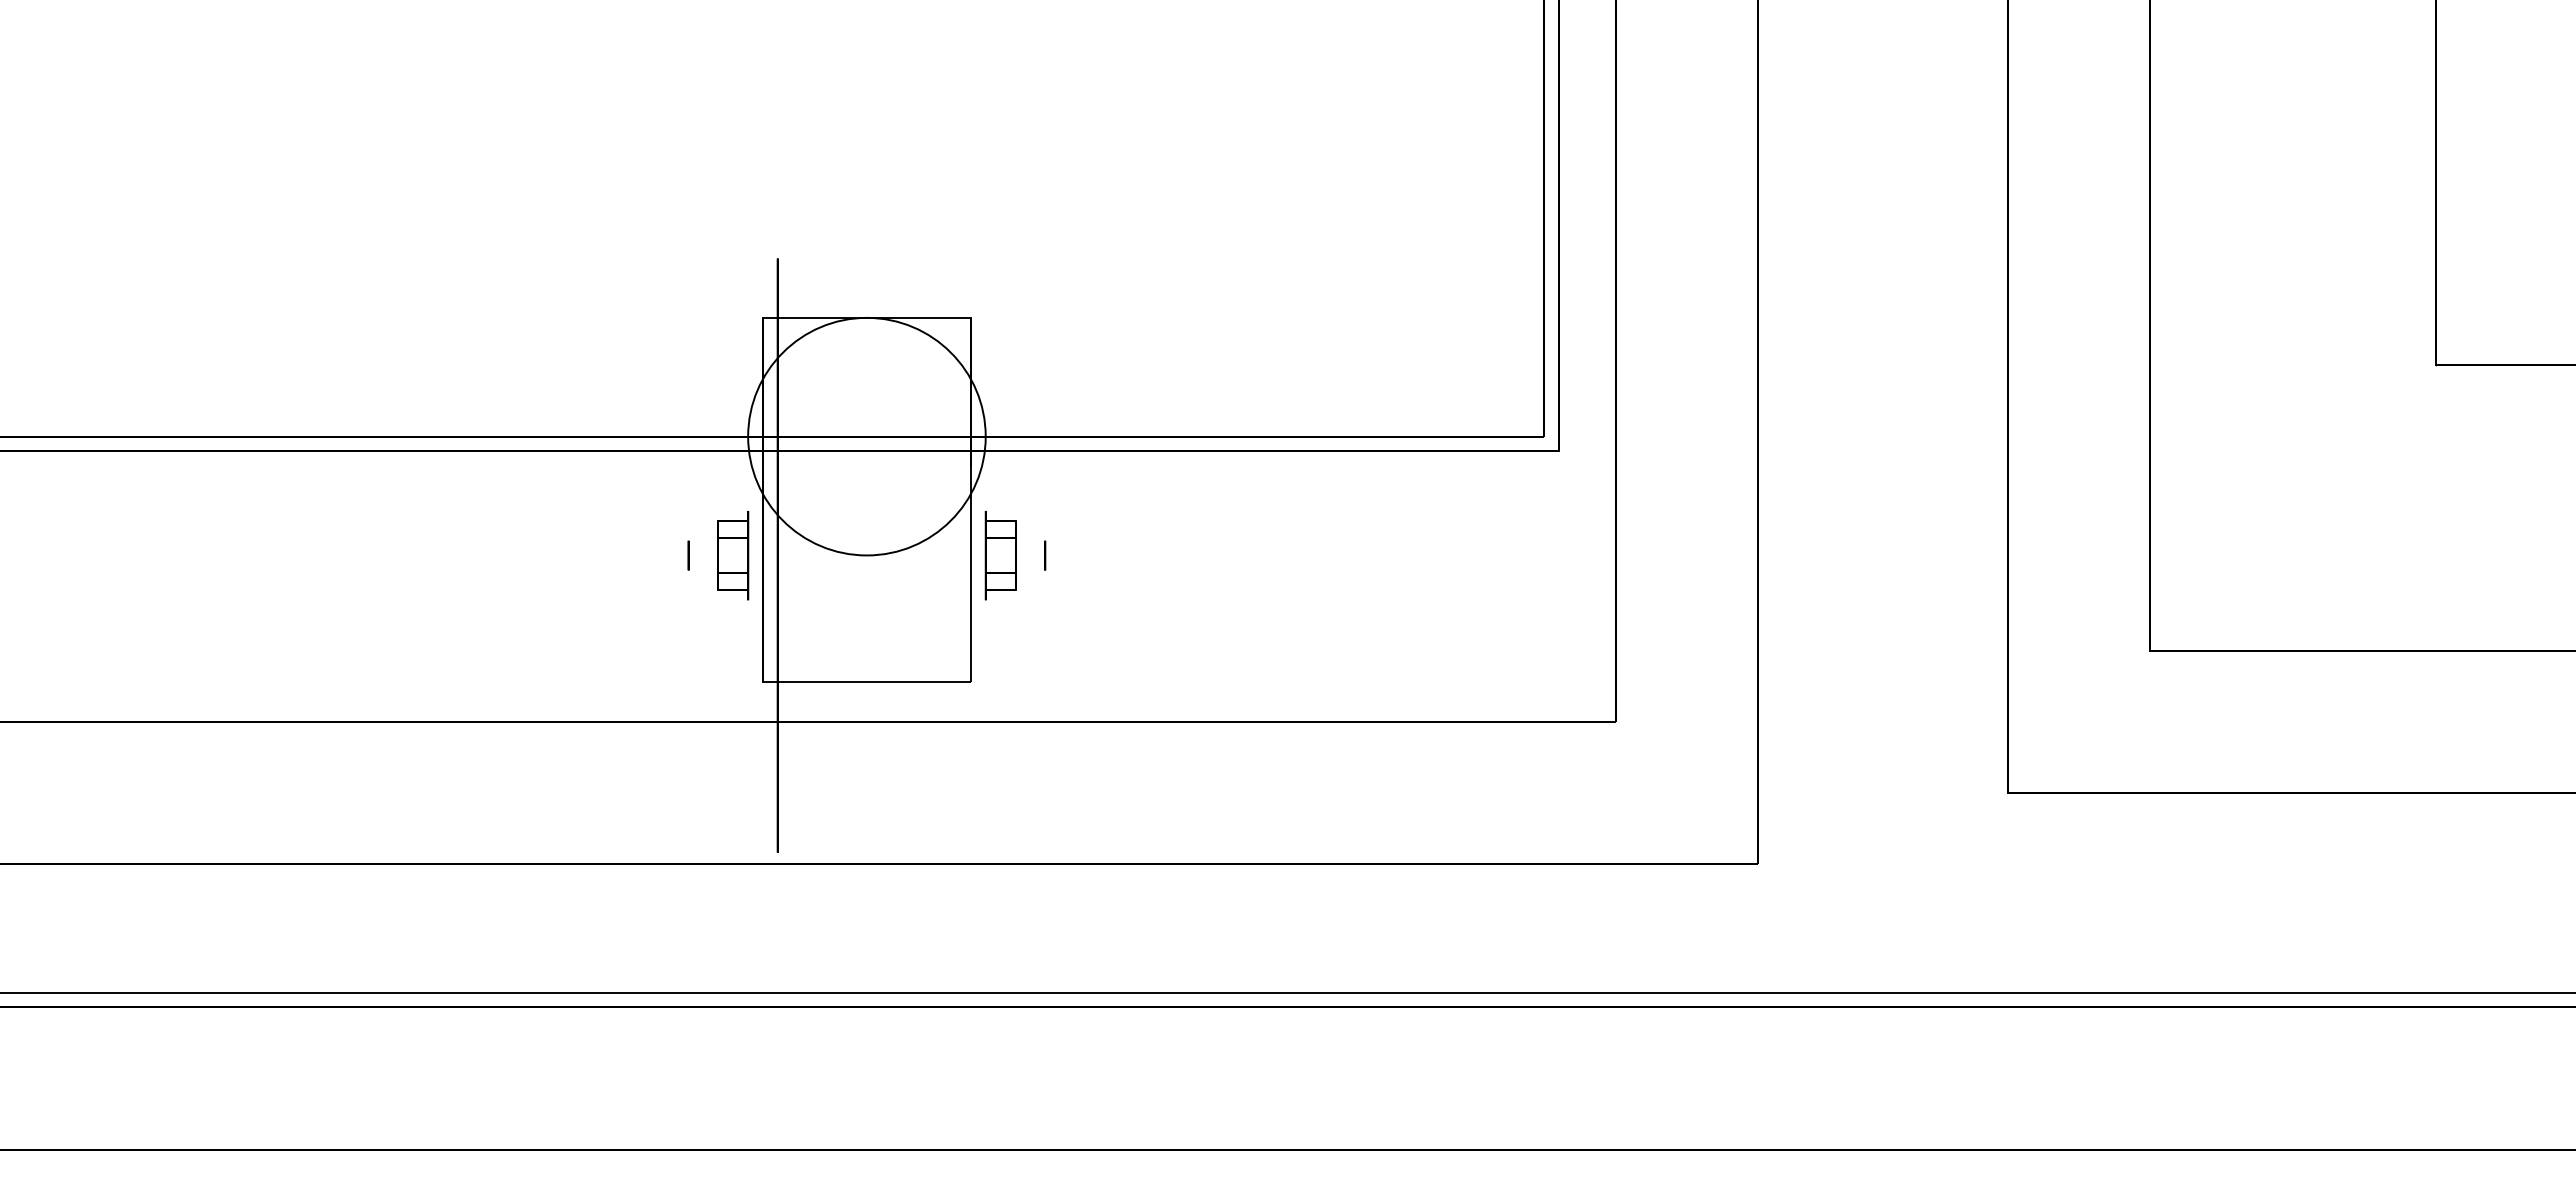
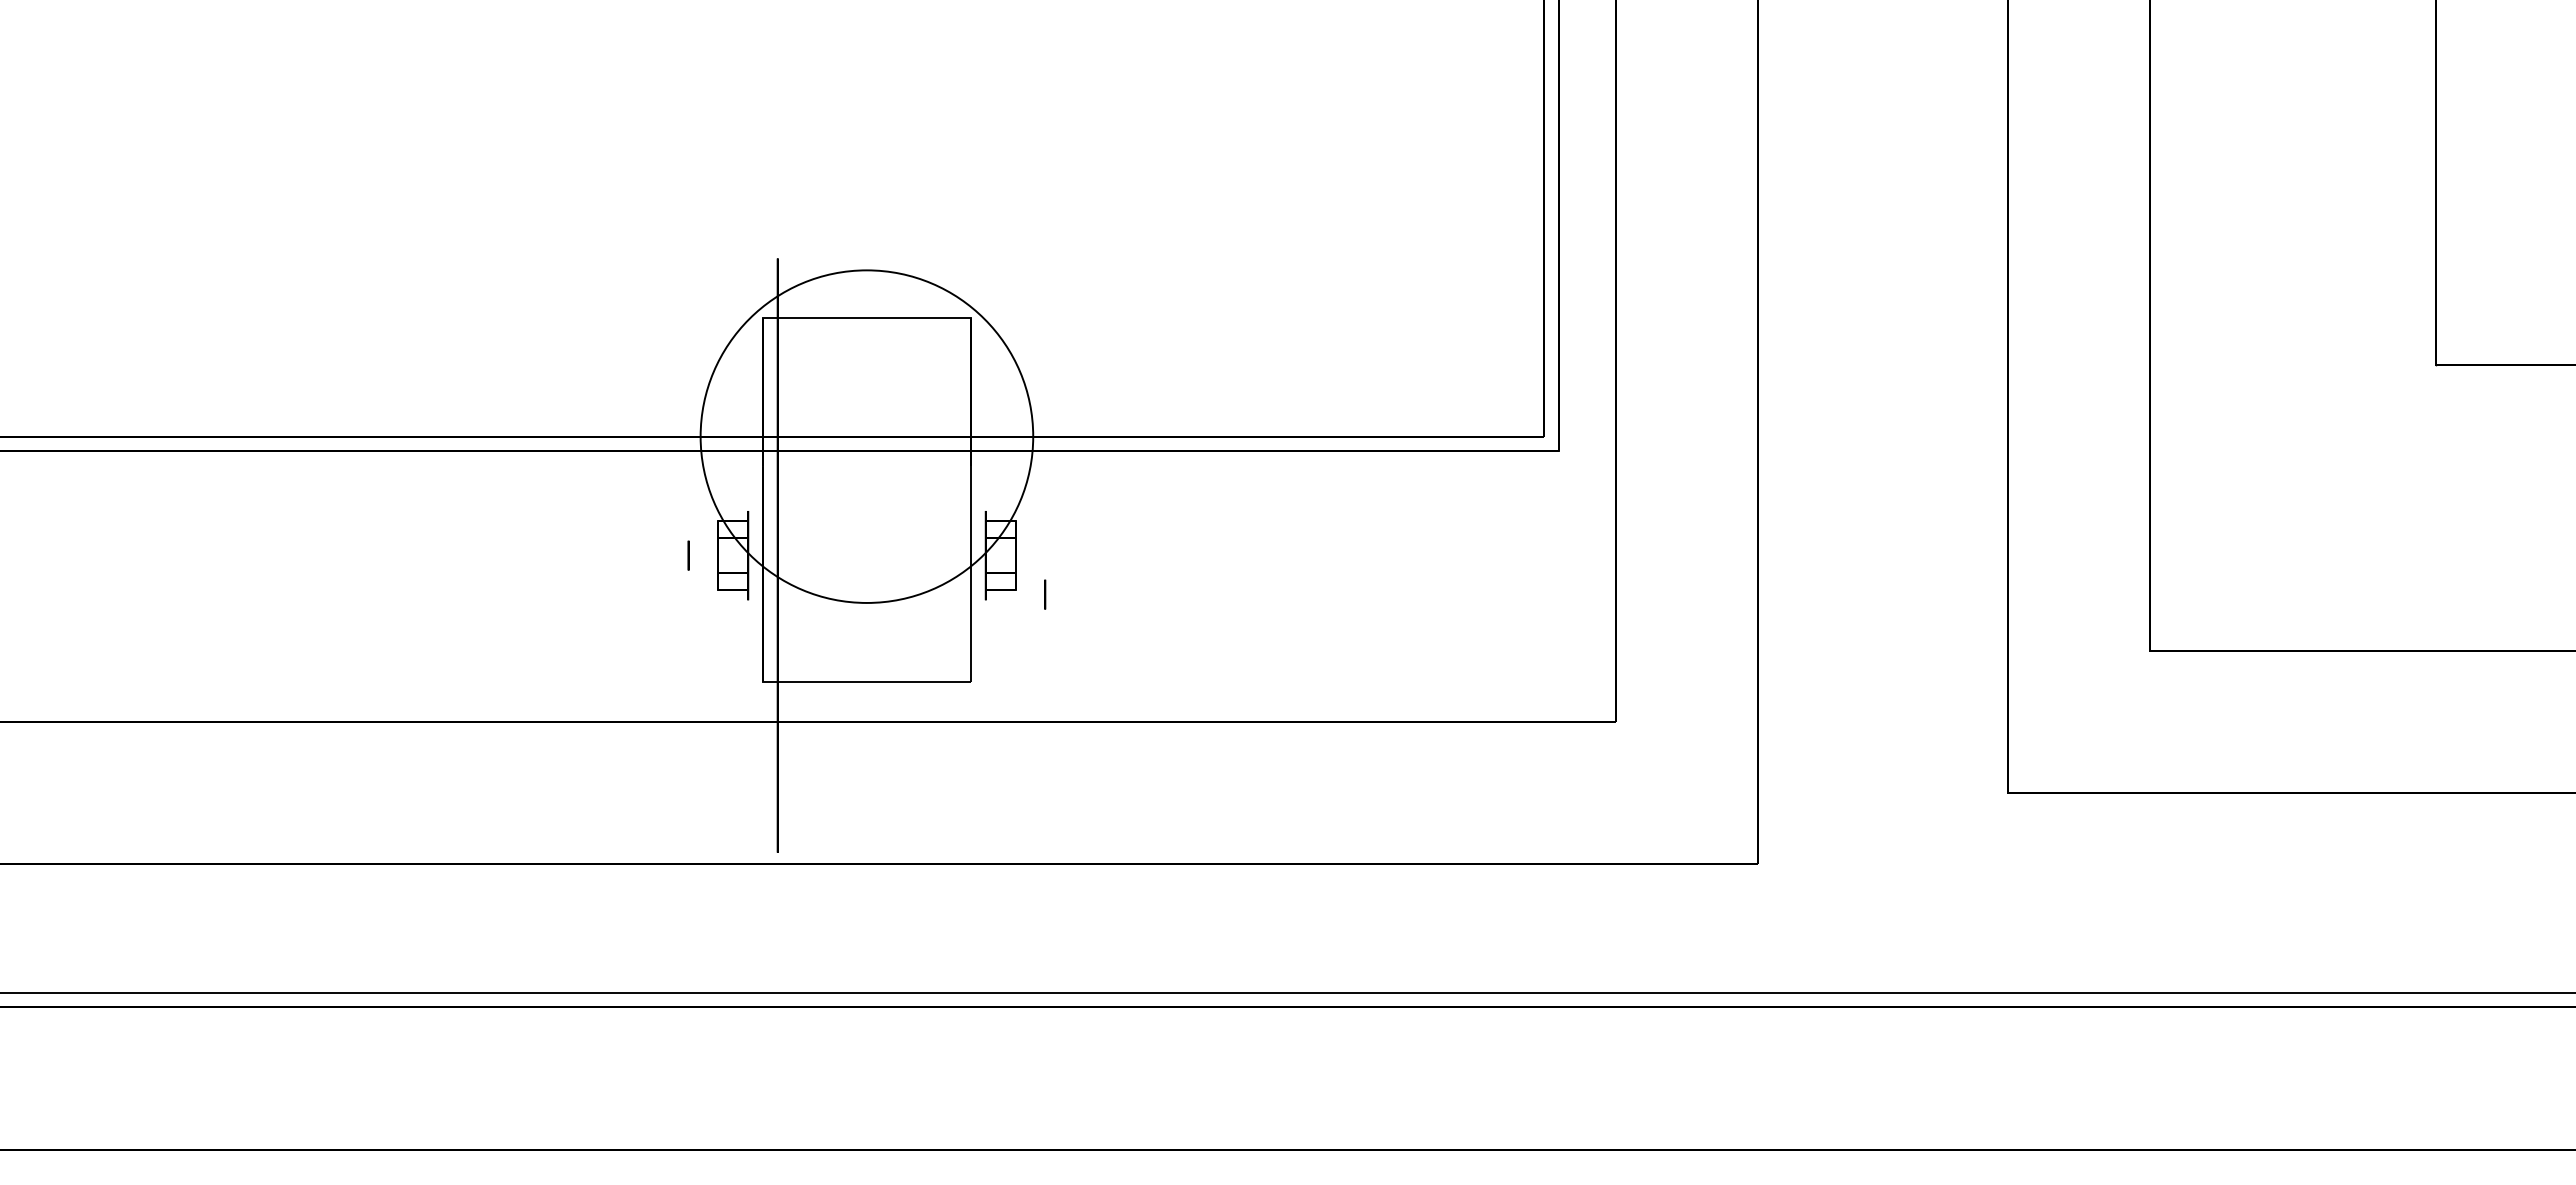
circle diameter: 238 px -> 333 px (866, 436)
circle position: (1045, 555) -> (1045, 594) (1045, 594)
